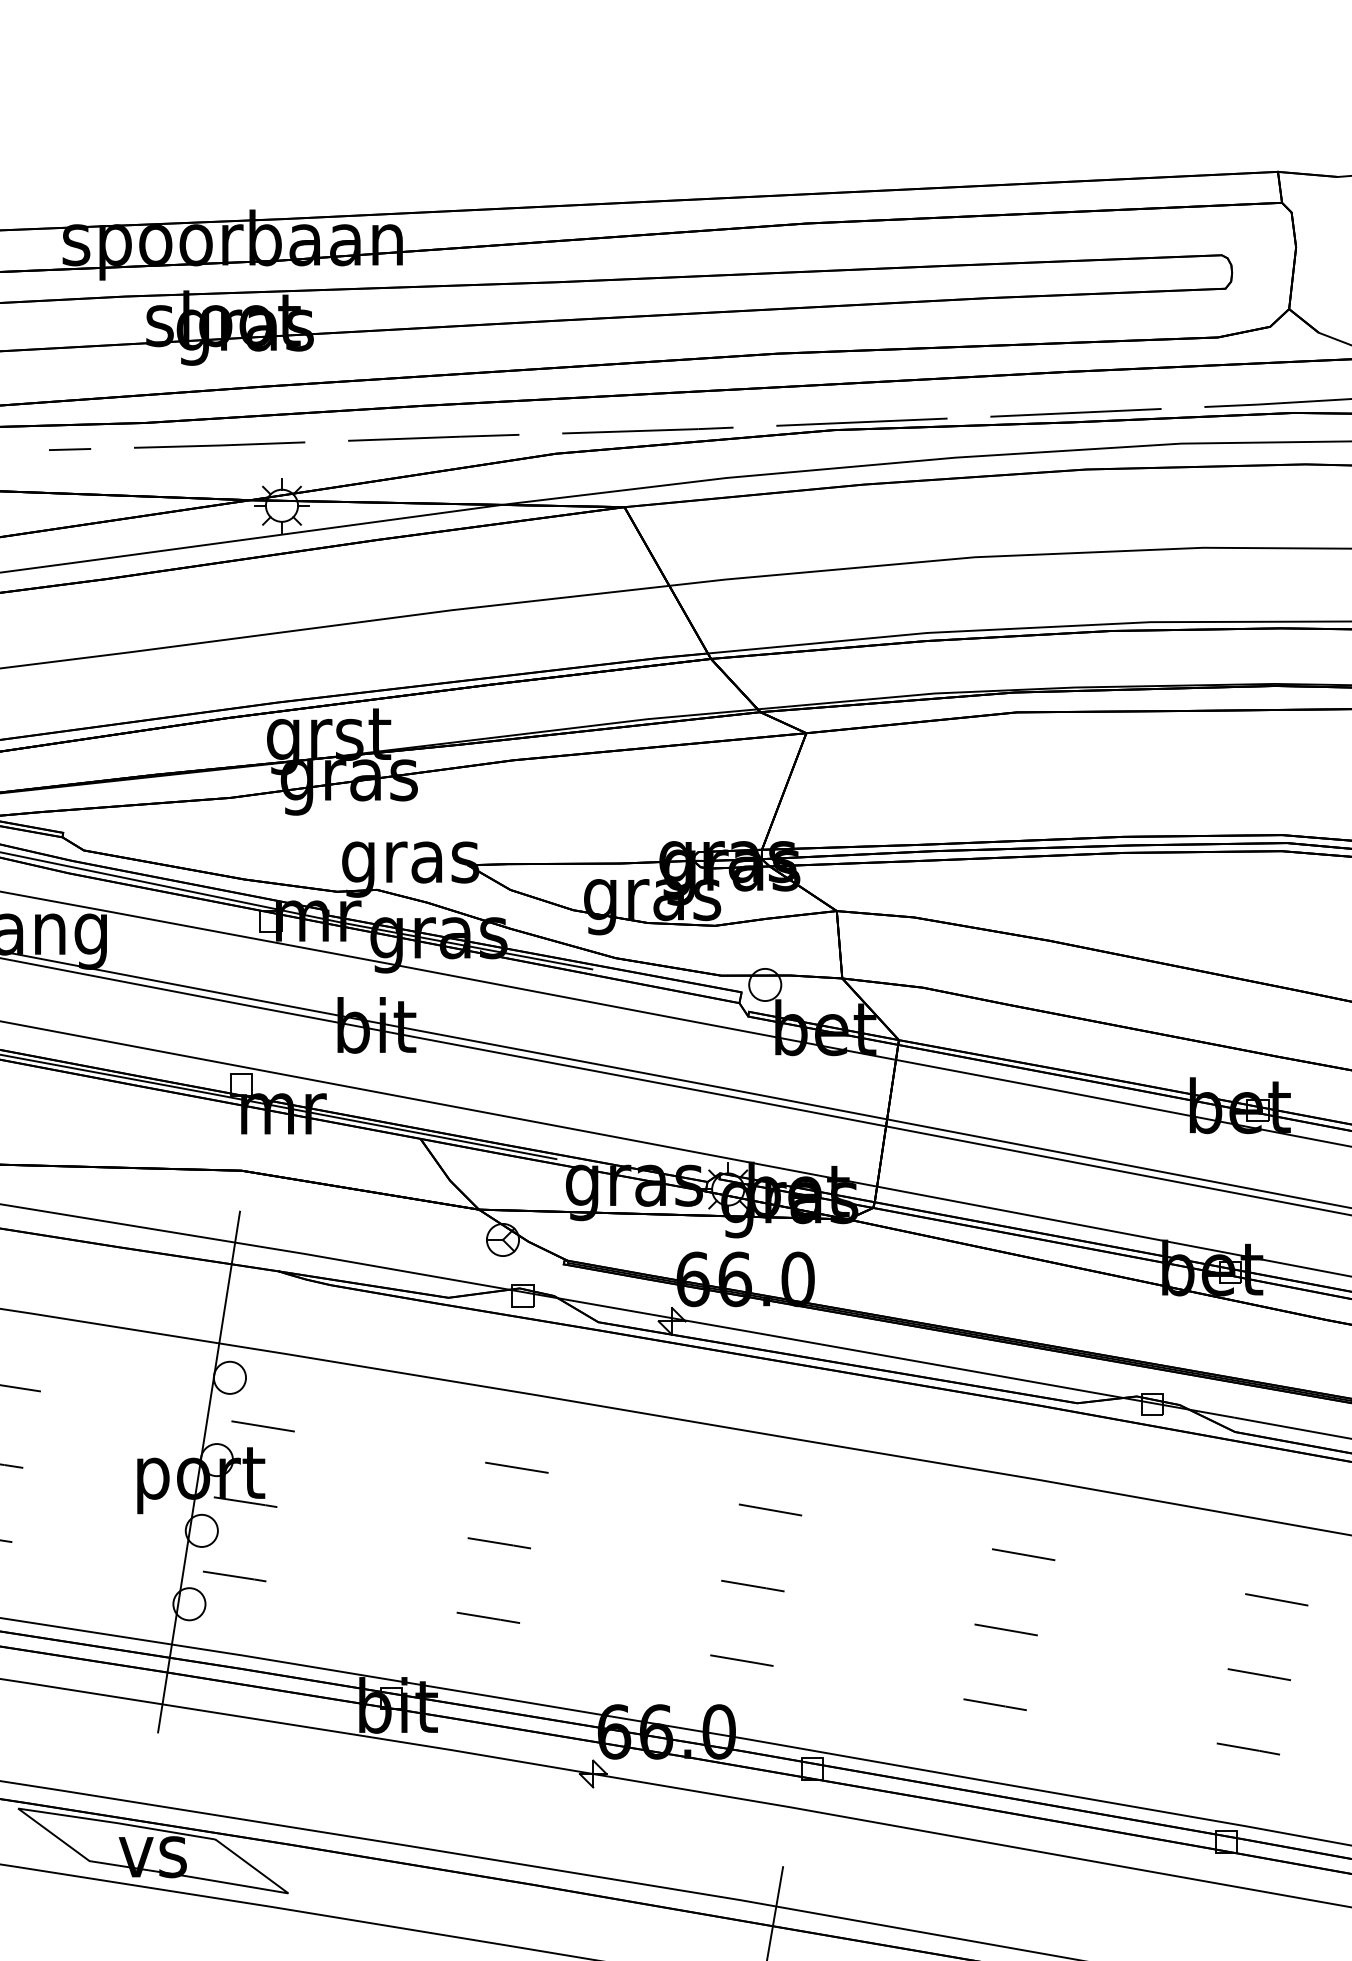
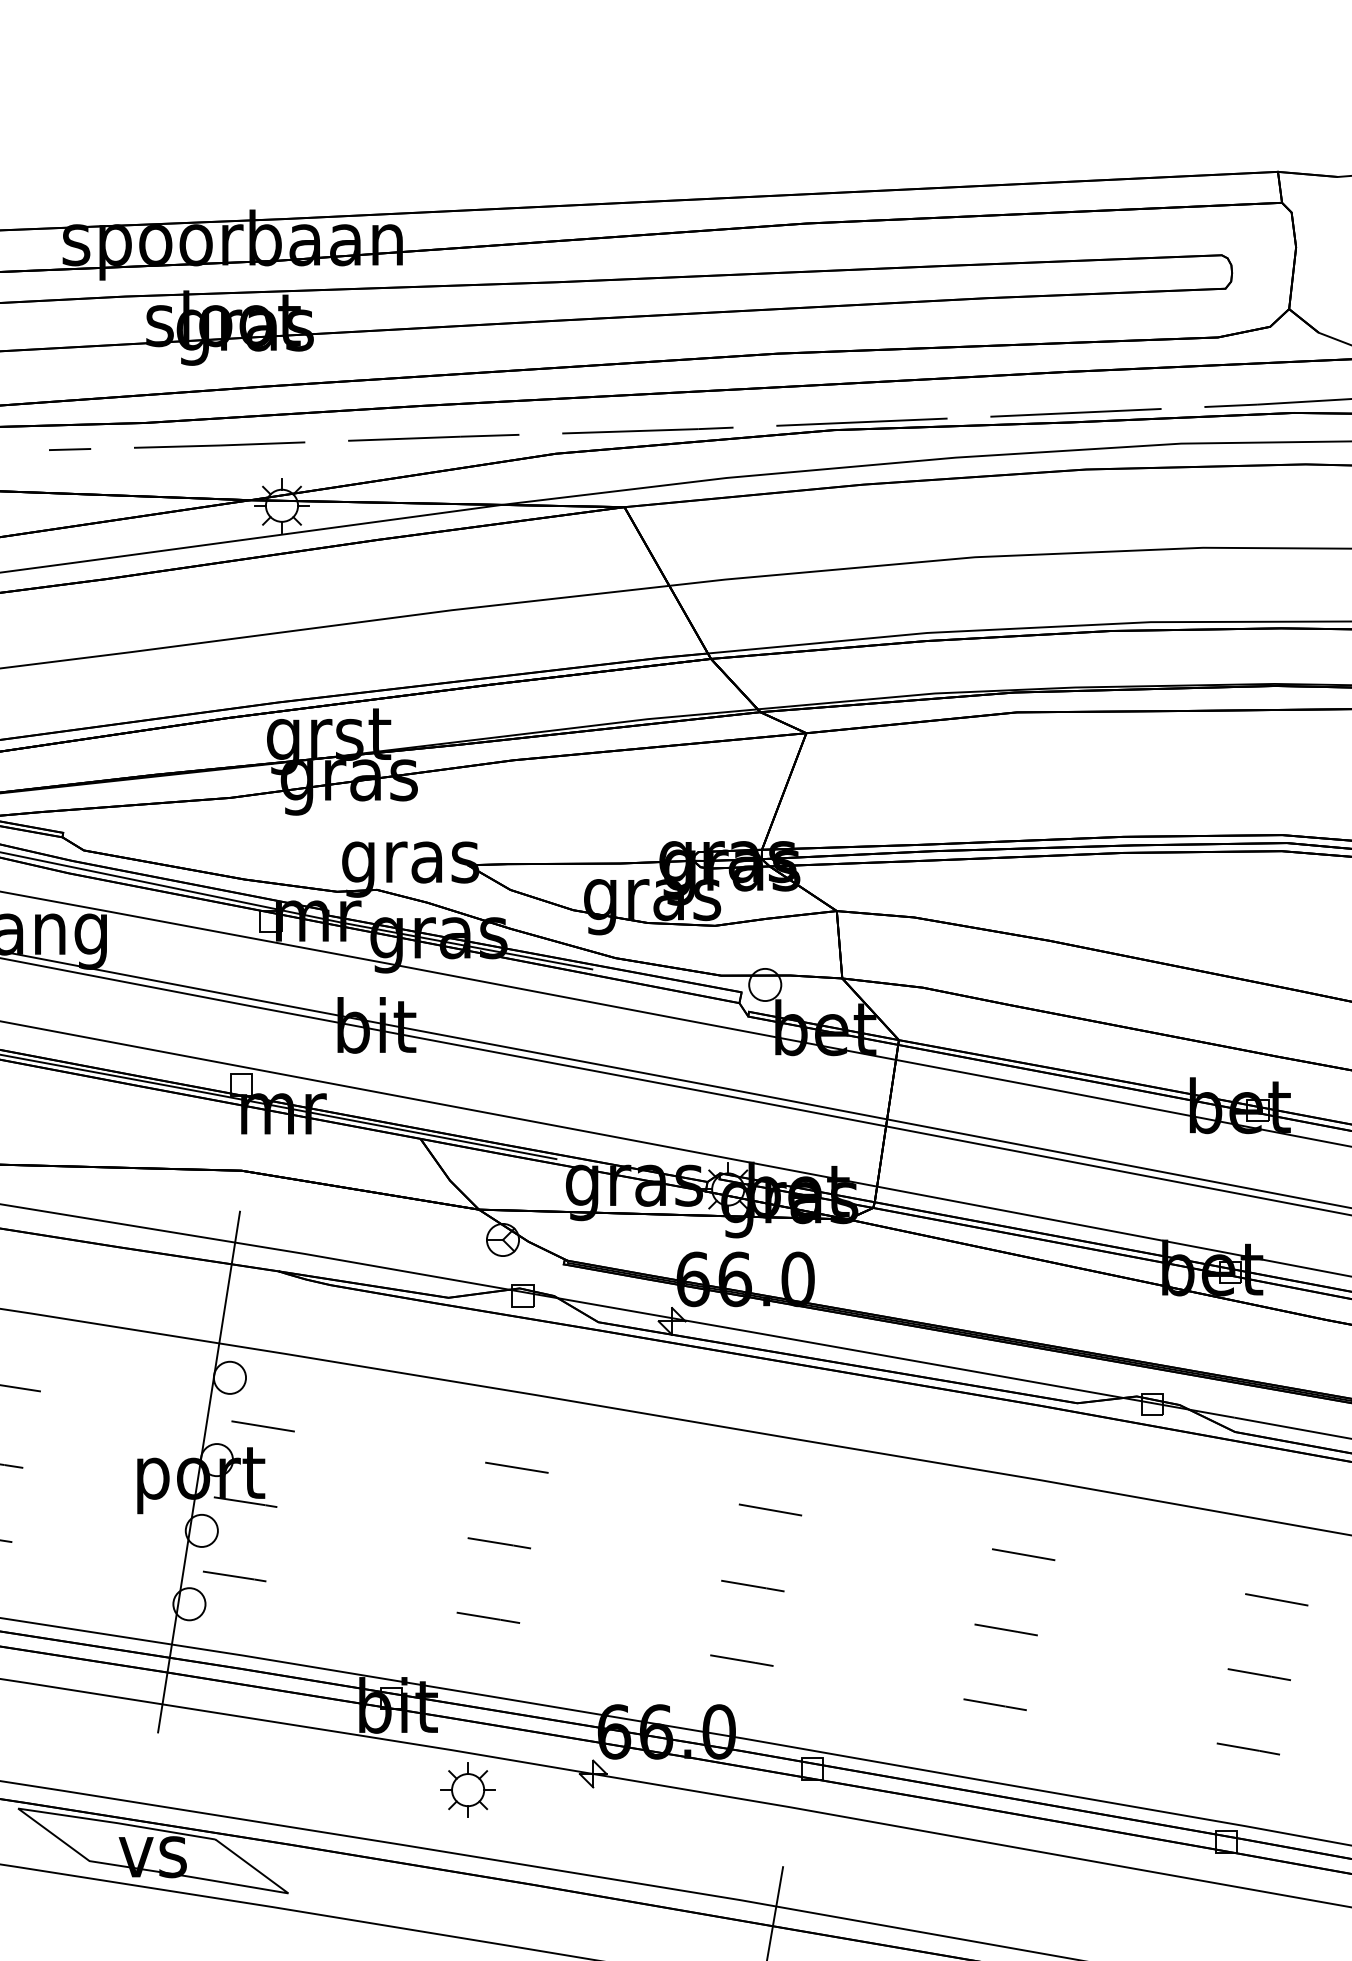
part: none -> present (467, 1789)
